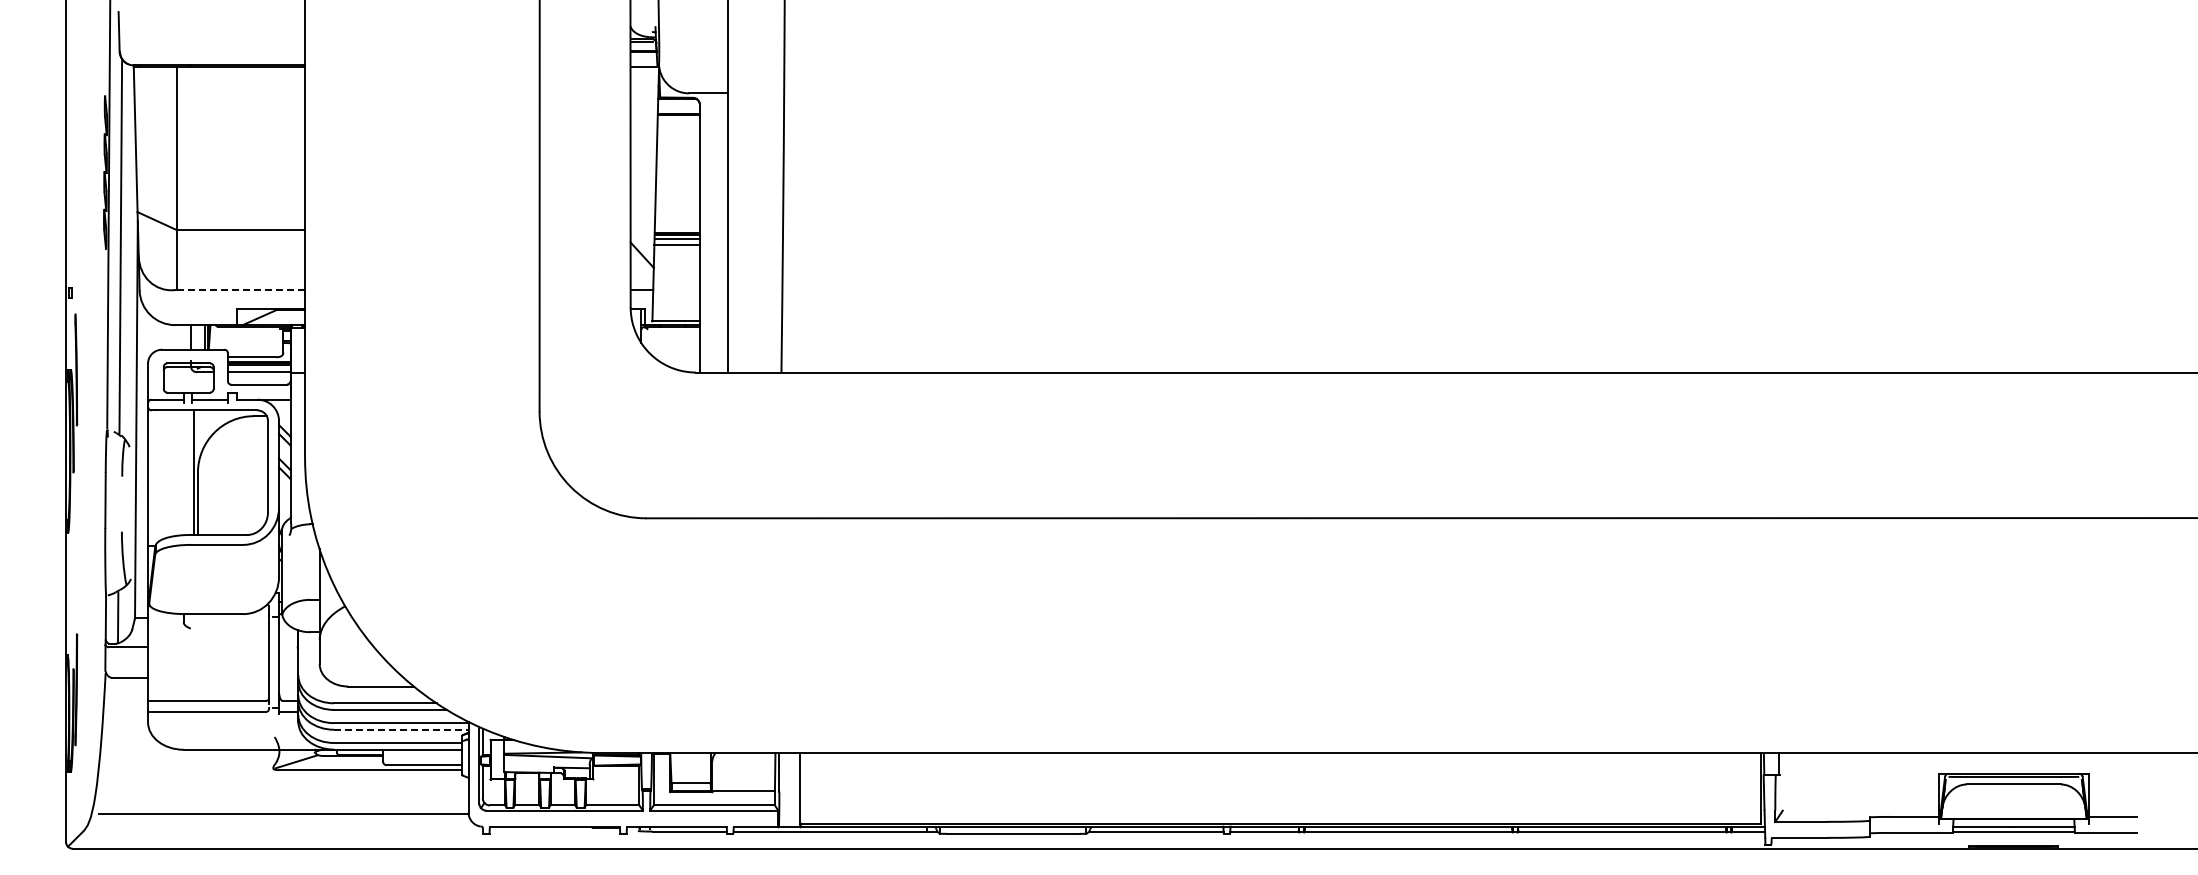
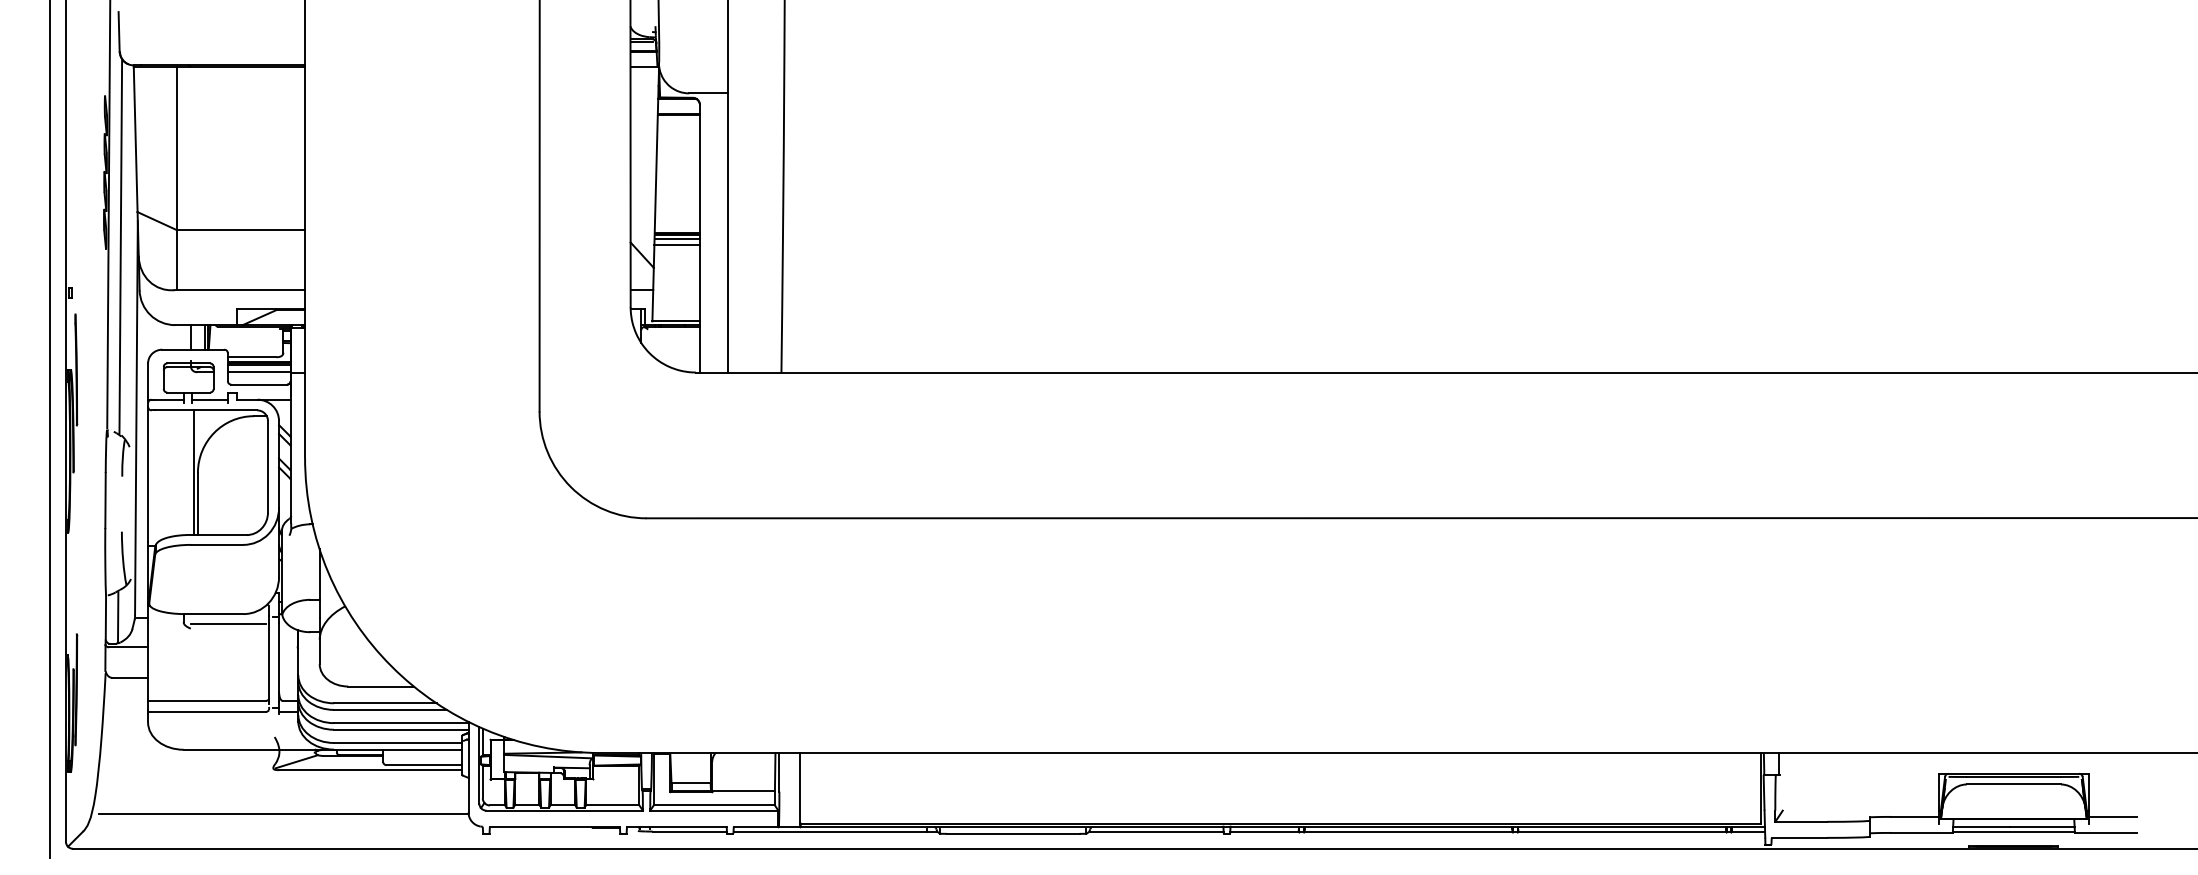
line: dashed -> solid (240, 289)
line: none -> present (49, 429)
line: none -> present (227, 624)
line: dashed -> solid (401, 729)
